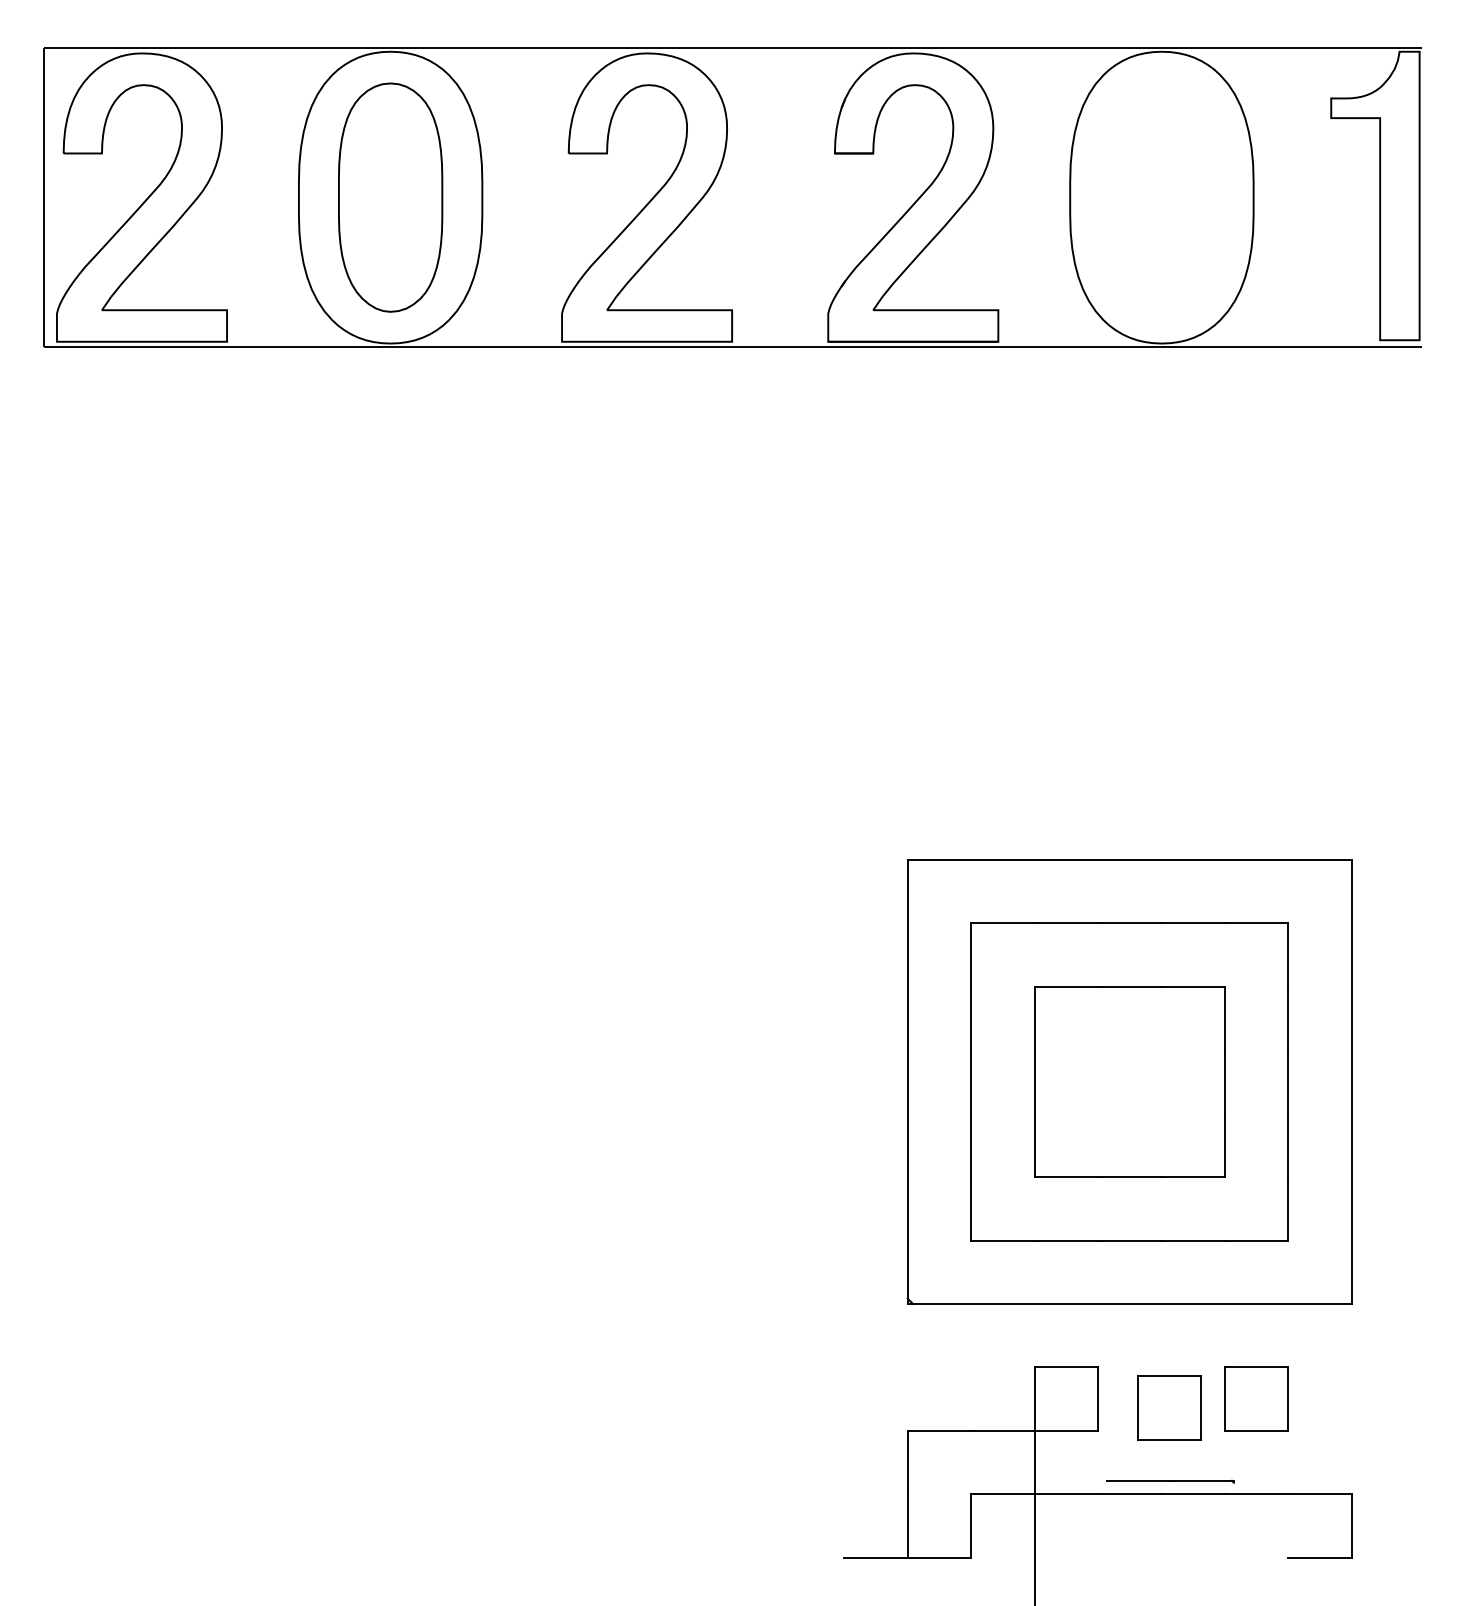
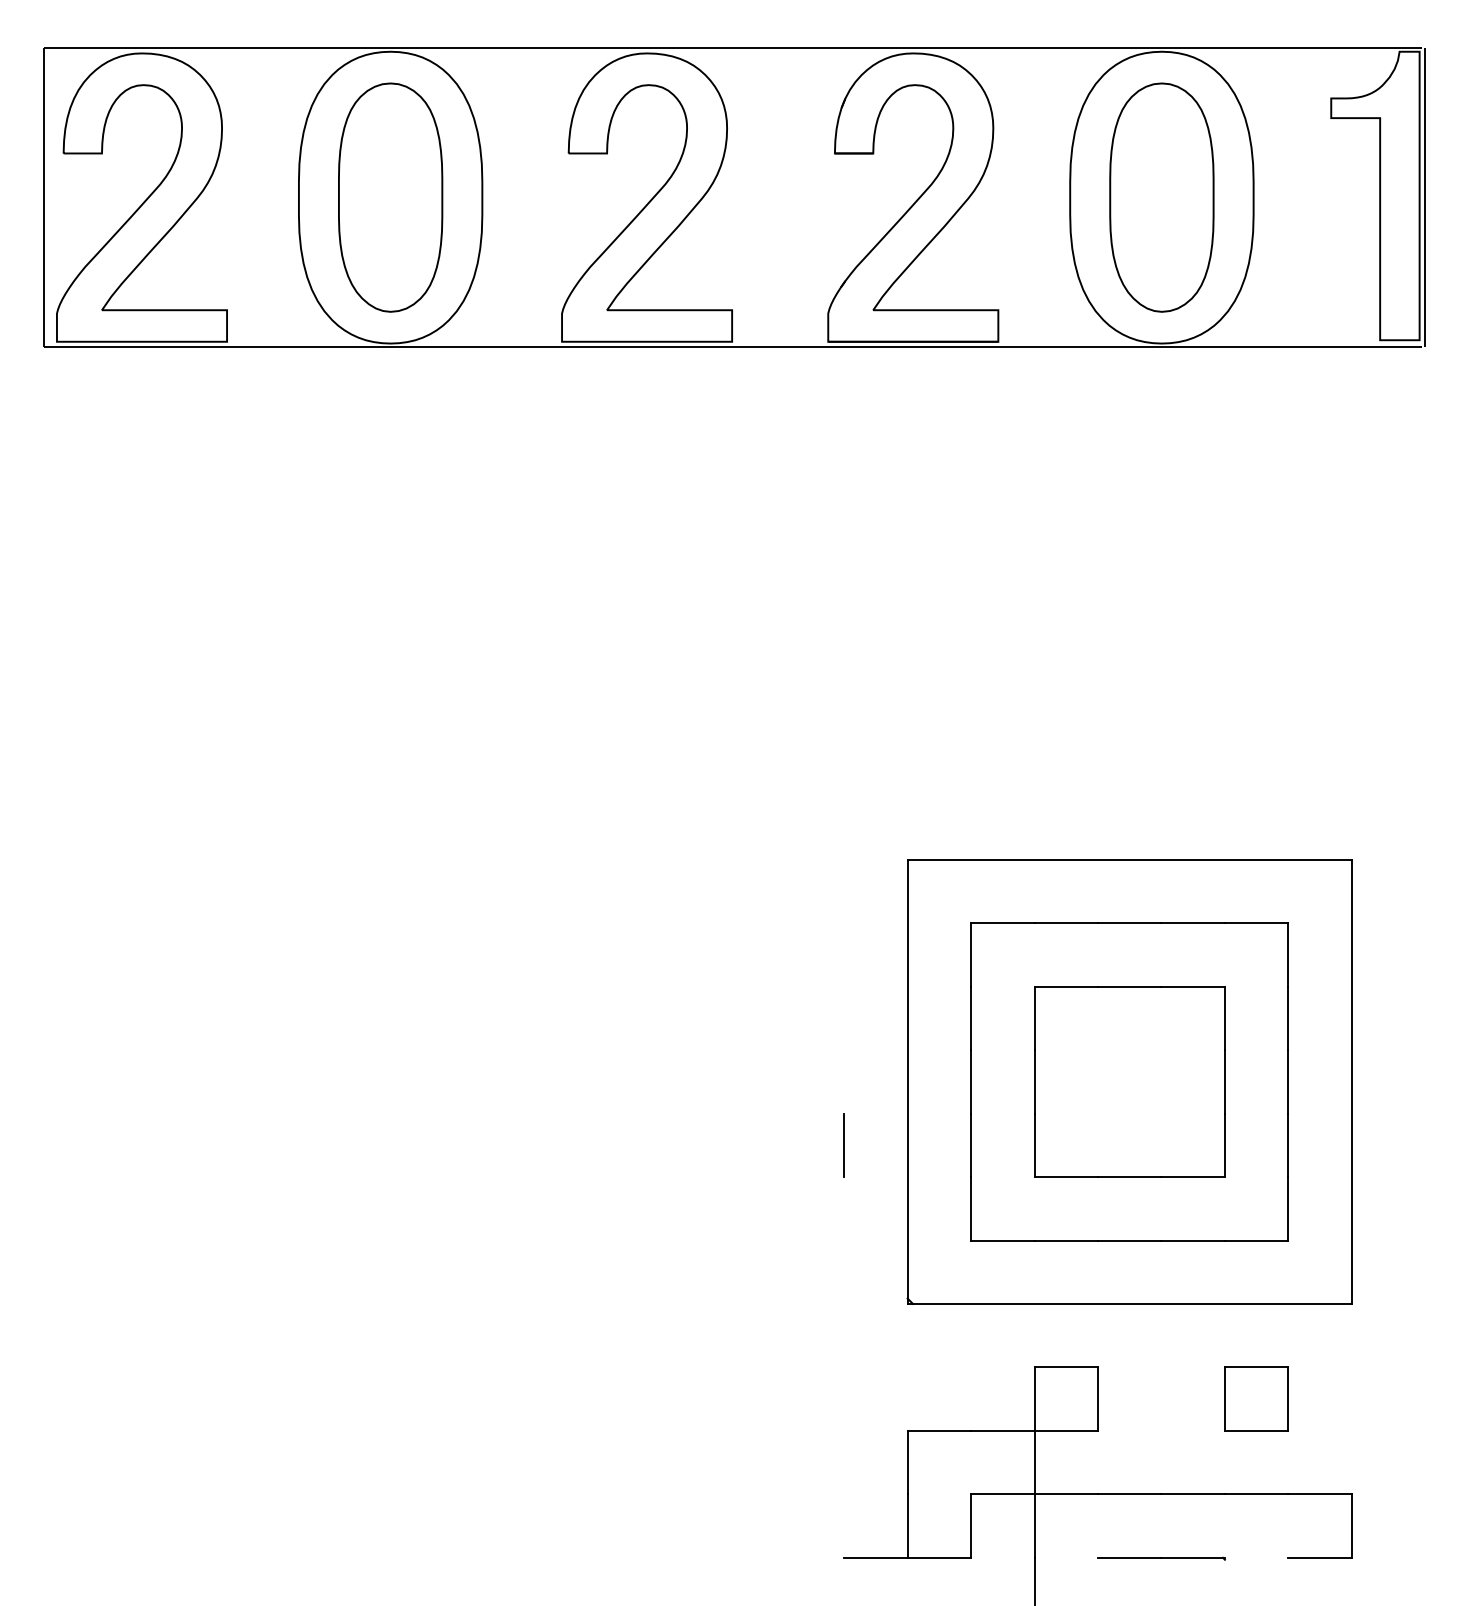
part: none -> present (1161, 197)
line: none -> present (1424, 197)
line: none -> present (844, 1145)
part: present -> none (1169, 1407)
part position: (1170, 1481) -> (1161, 1558) (1161, 1558)
